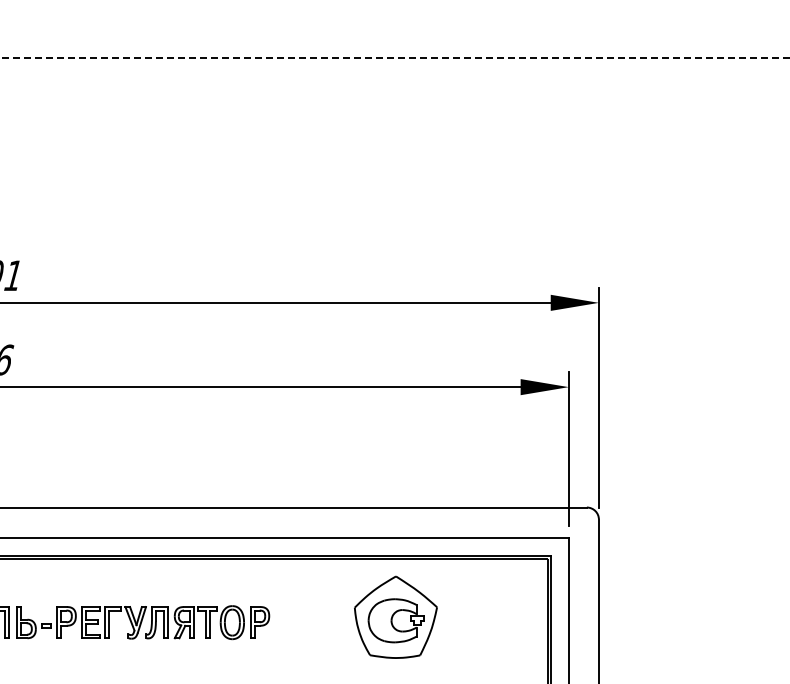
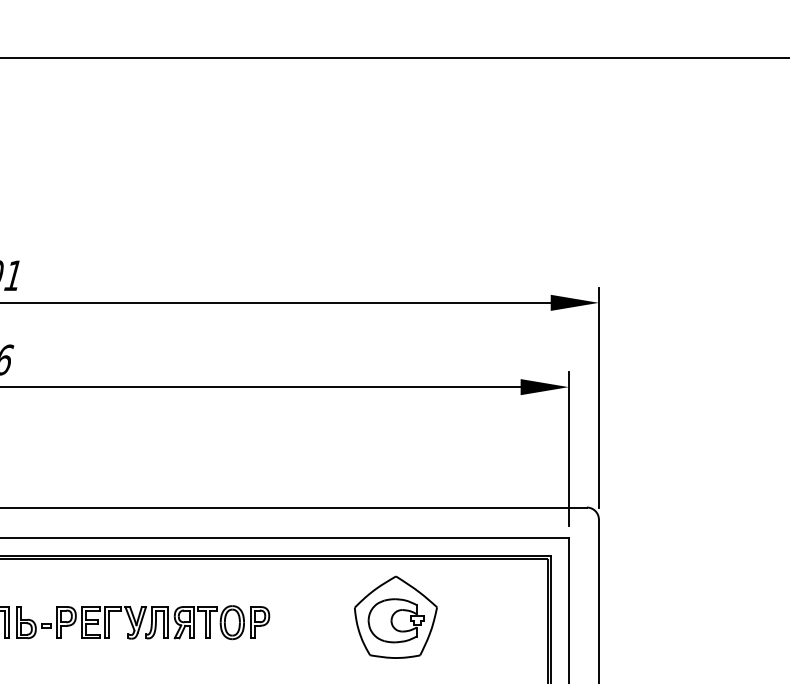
line: dashed -> solid (395, 57)
